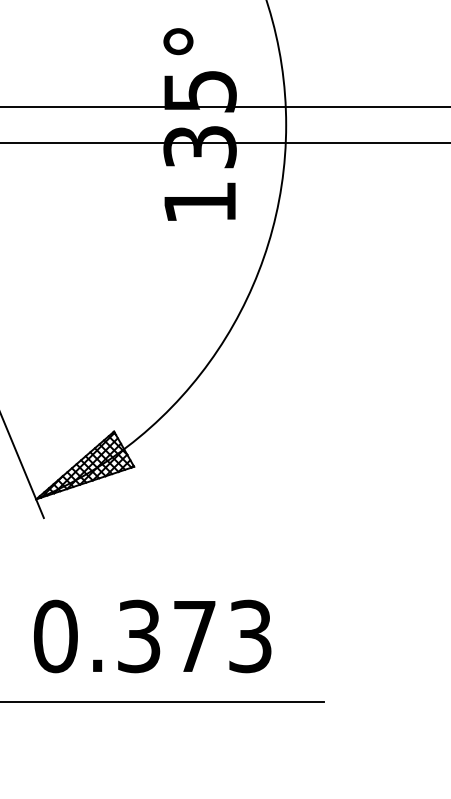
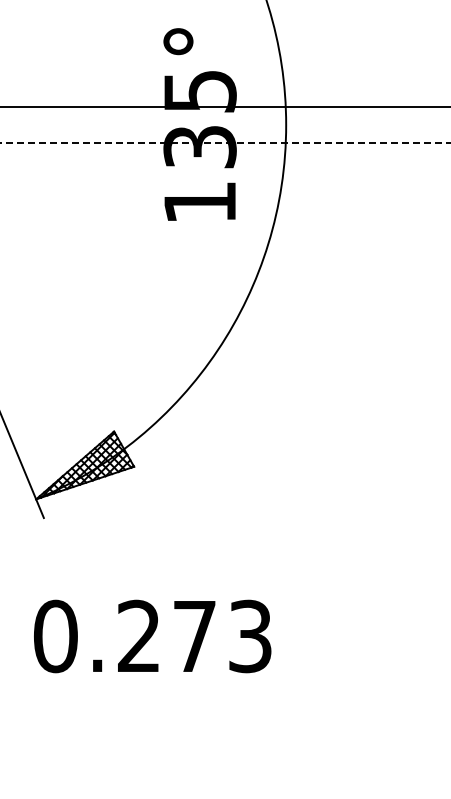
line: solid -> dashed (225, 143)
text: 0.373 -> 0.273 (139, 636)
line: present -> none (163, 702)
